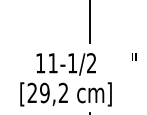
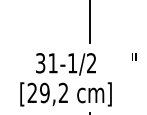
text: 11-1/2 -> 31-1/2 (40, 63)
